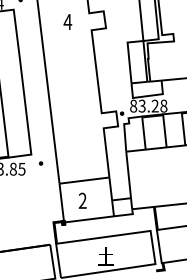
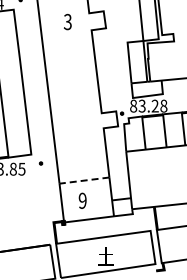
text: 4 -> 3 (67, 21)
line: solid -> dashed (83, 180)
text: 2 -> 9 (82, 200)
